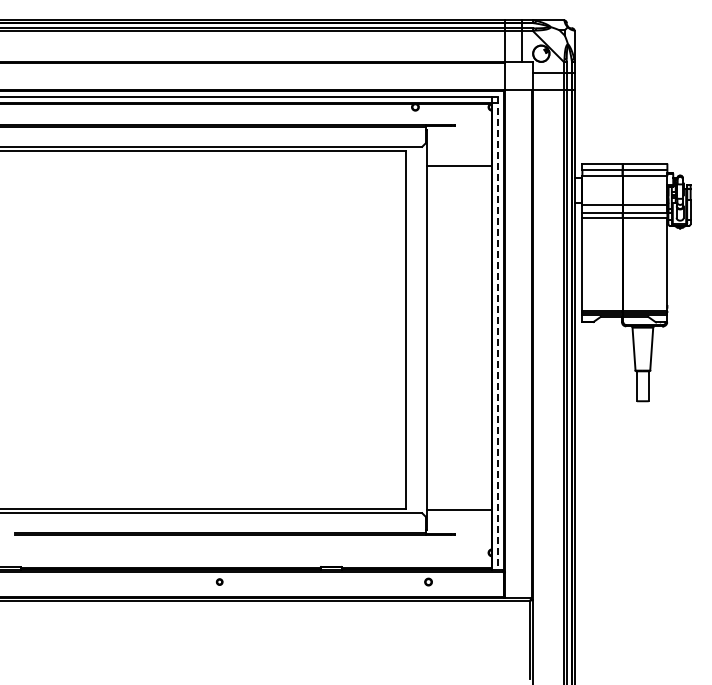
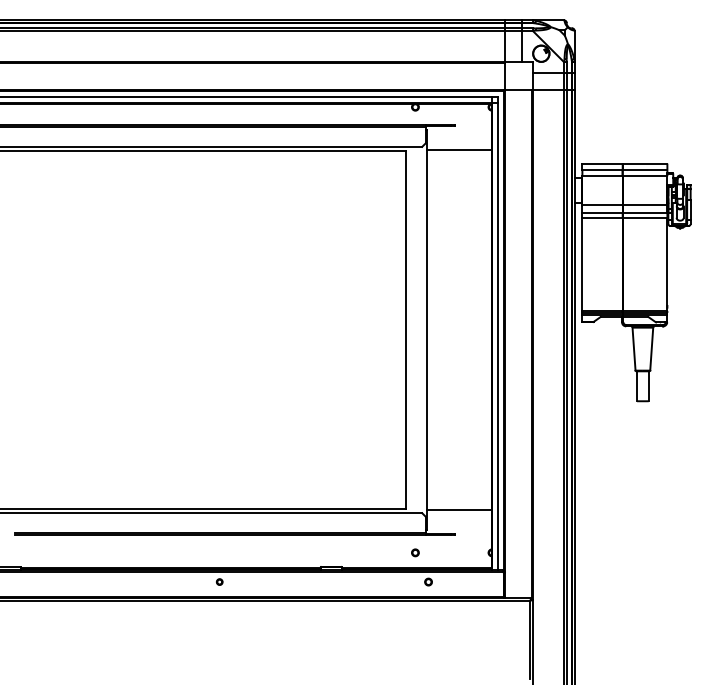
line position: (458, 165) -> (458, 149) (458, 149)
line: dashed -> solid (498, 333)
part: none -> present (415, 552)
